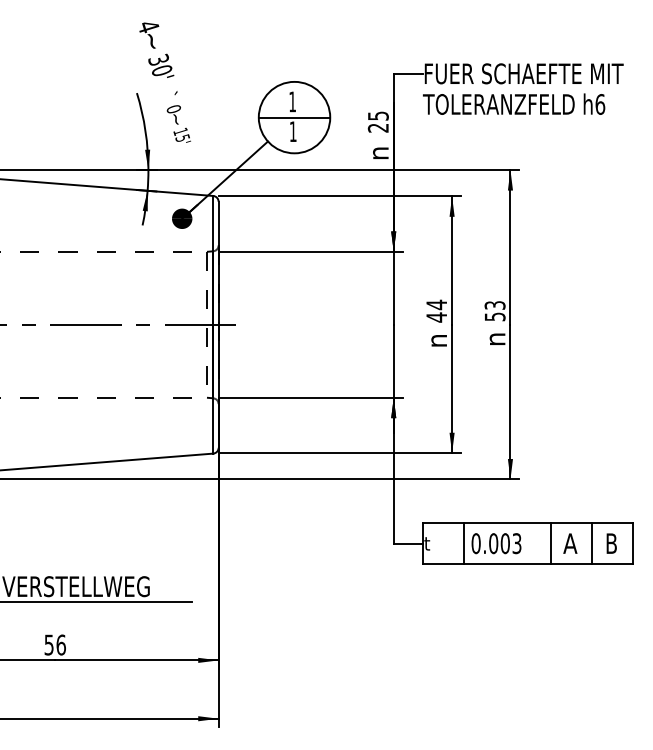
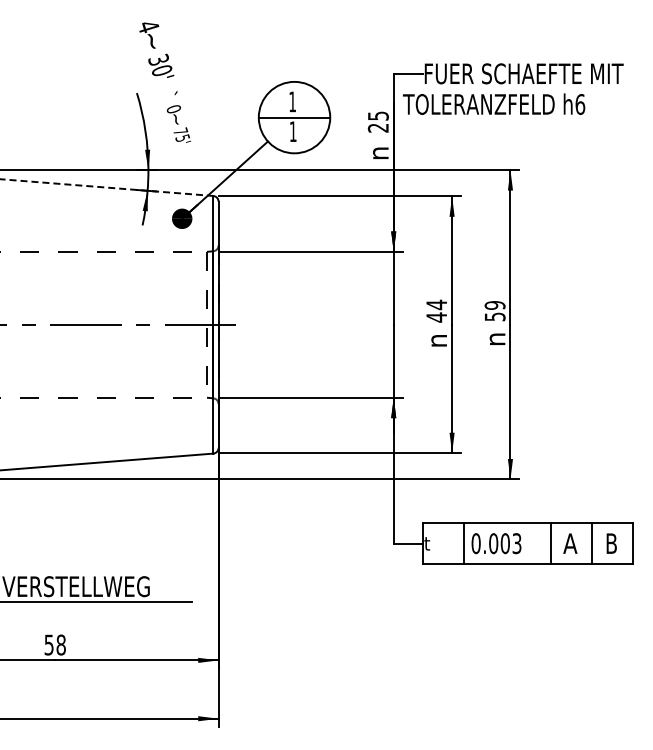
text position: (514, 103) -> (494, 103) (494, 103)
text: 15' -> 75' (180, 131)
line: solid -> dashed (106, 187)
text: 53 -> 59 (494, 305)
text: 56 -> 58 (60, 644)
